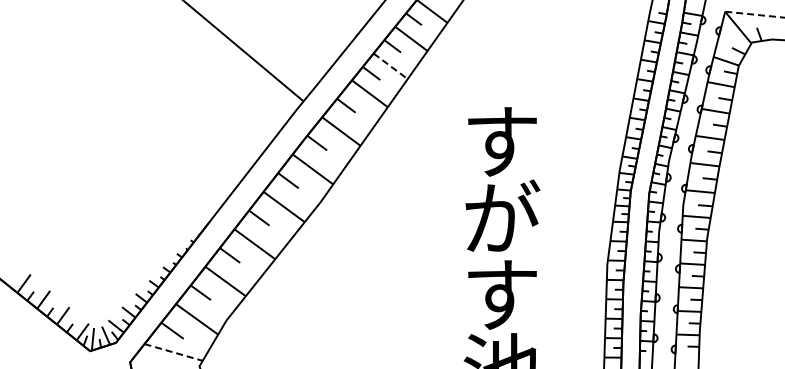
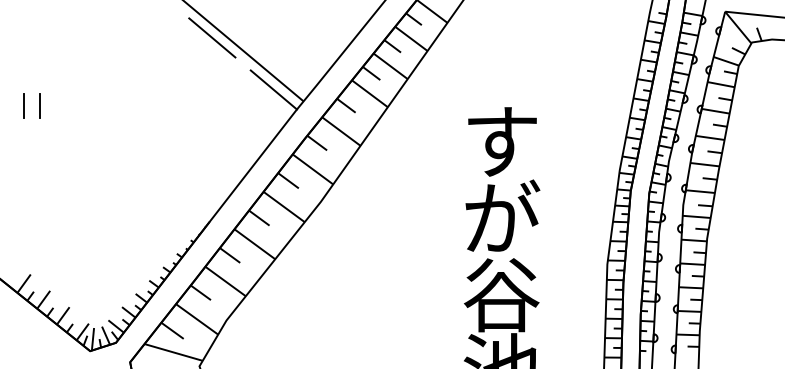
line: dashed -> solid (754, 14)
line: none -> present (212, 37)
line: dashed -> solid (391, 66)
line: none -> present (273, 89)
line: none -> present (24, 105)
line: none -> present (40, 105)
text: す -> 谷 (501, 295)
line: dashed -> solid (174, 352)
